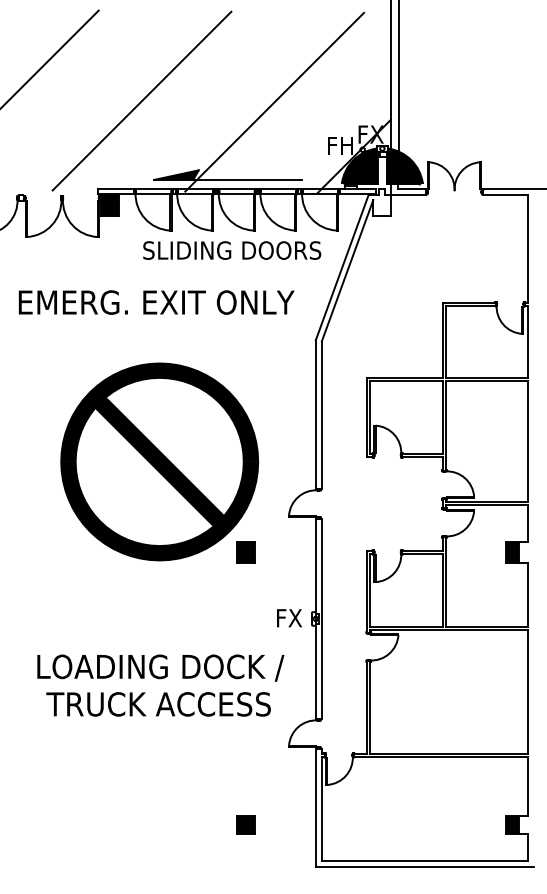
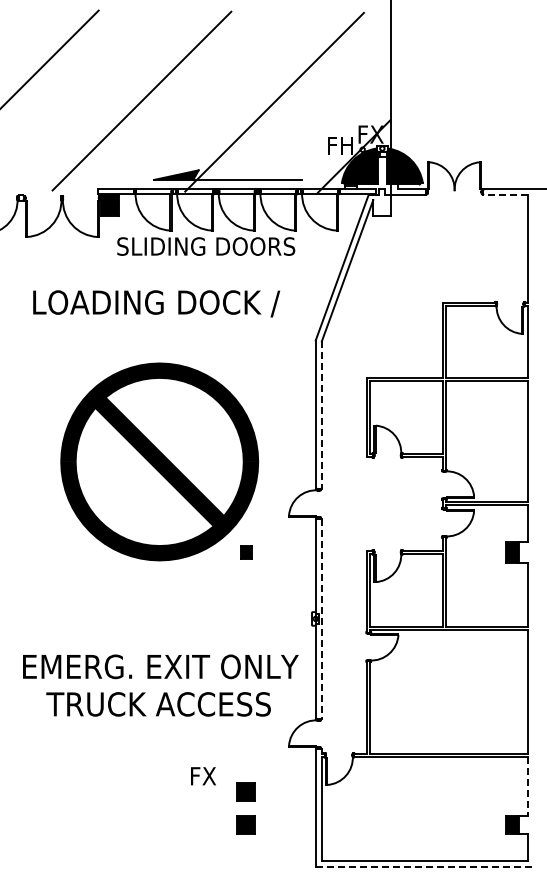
line: present -> none (398, 76)
line: solid -> dashed (505, 195)
text position: (232, 250) -> (206, 246) (206, 246)
text: EMERG. EXIT ONLY -> LOADING DOCK / (156, 303)
line: solid -> dashed (321, 415)
part size: 20x23 px -> 13x15 px (246, 552)
text position: (289, 618) -> (203, 776) (203, 776)
line: solid -> dashed (321, 618)
text: LOADING DOCK / -> EMERG. EXIT ONLY (160, 667)
line: solid -> dashed (527, 786)
part: none -> present (245, 791)
line: solid -> dashed (424, 867)
